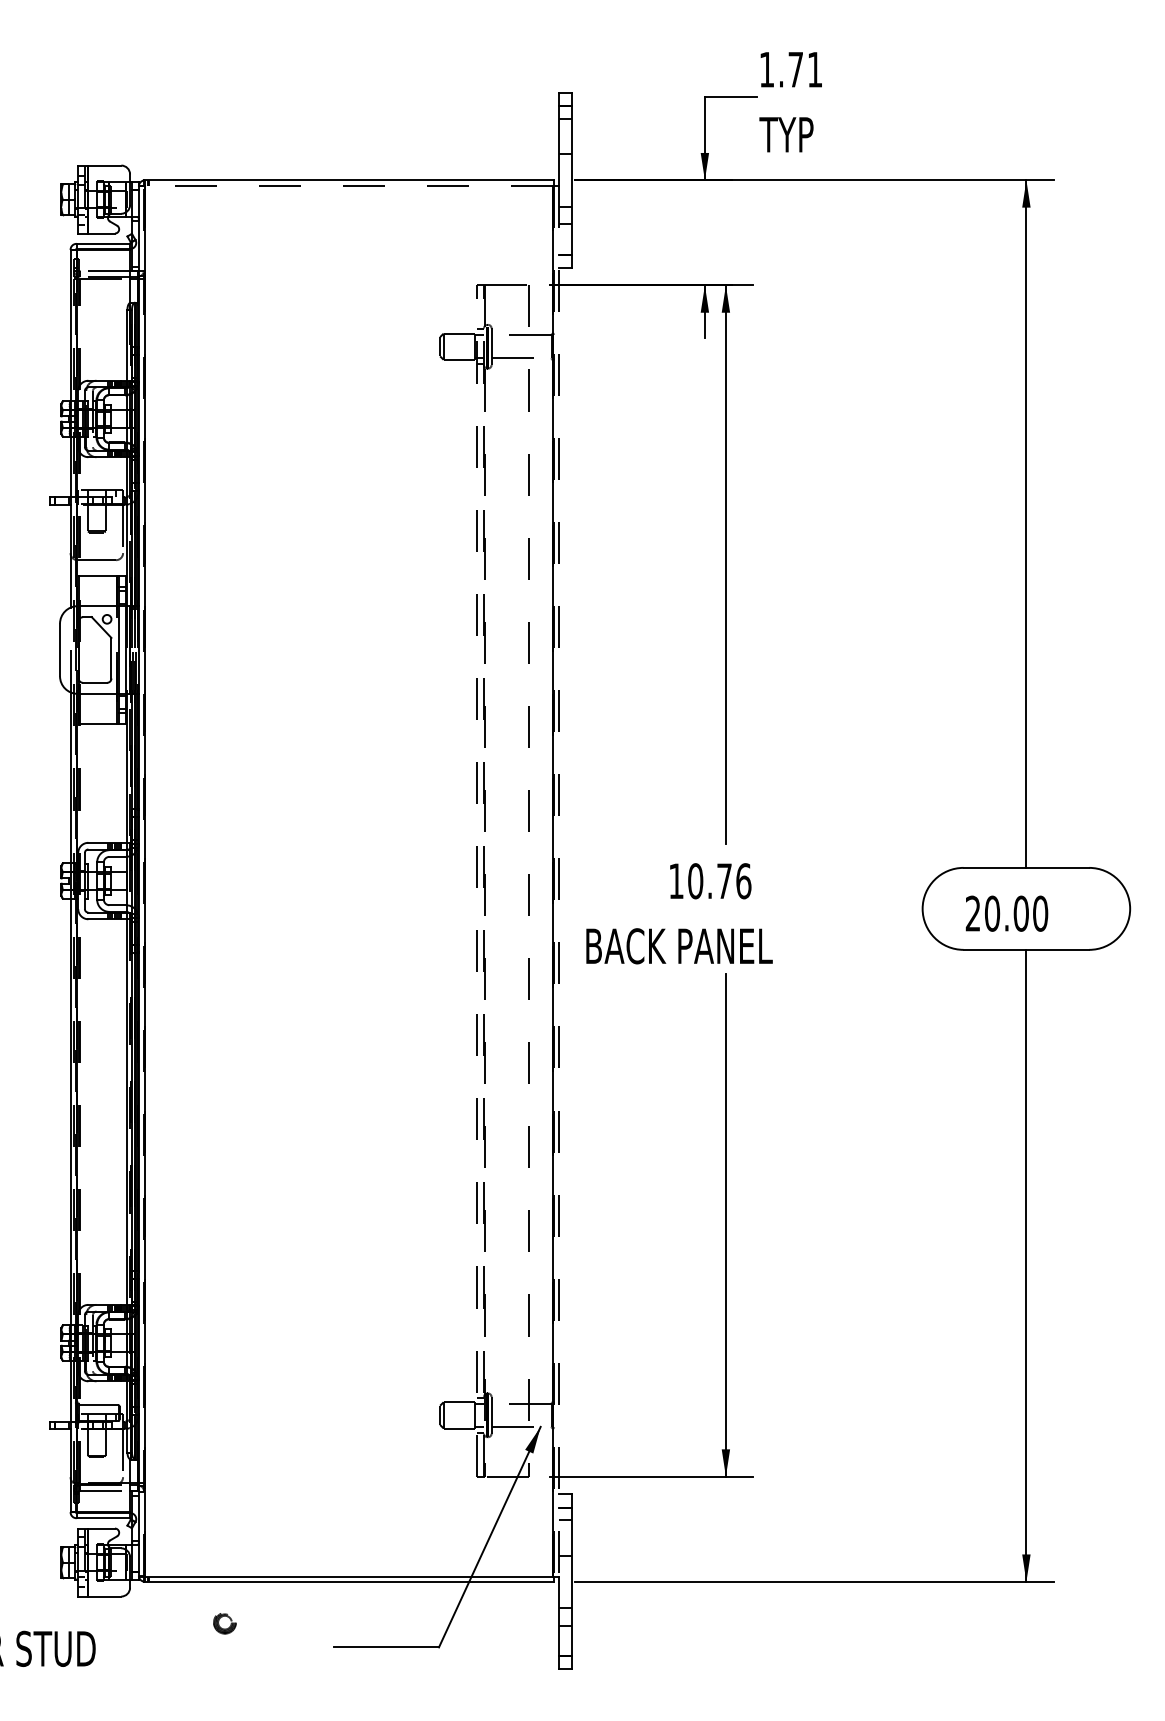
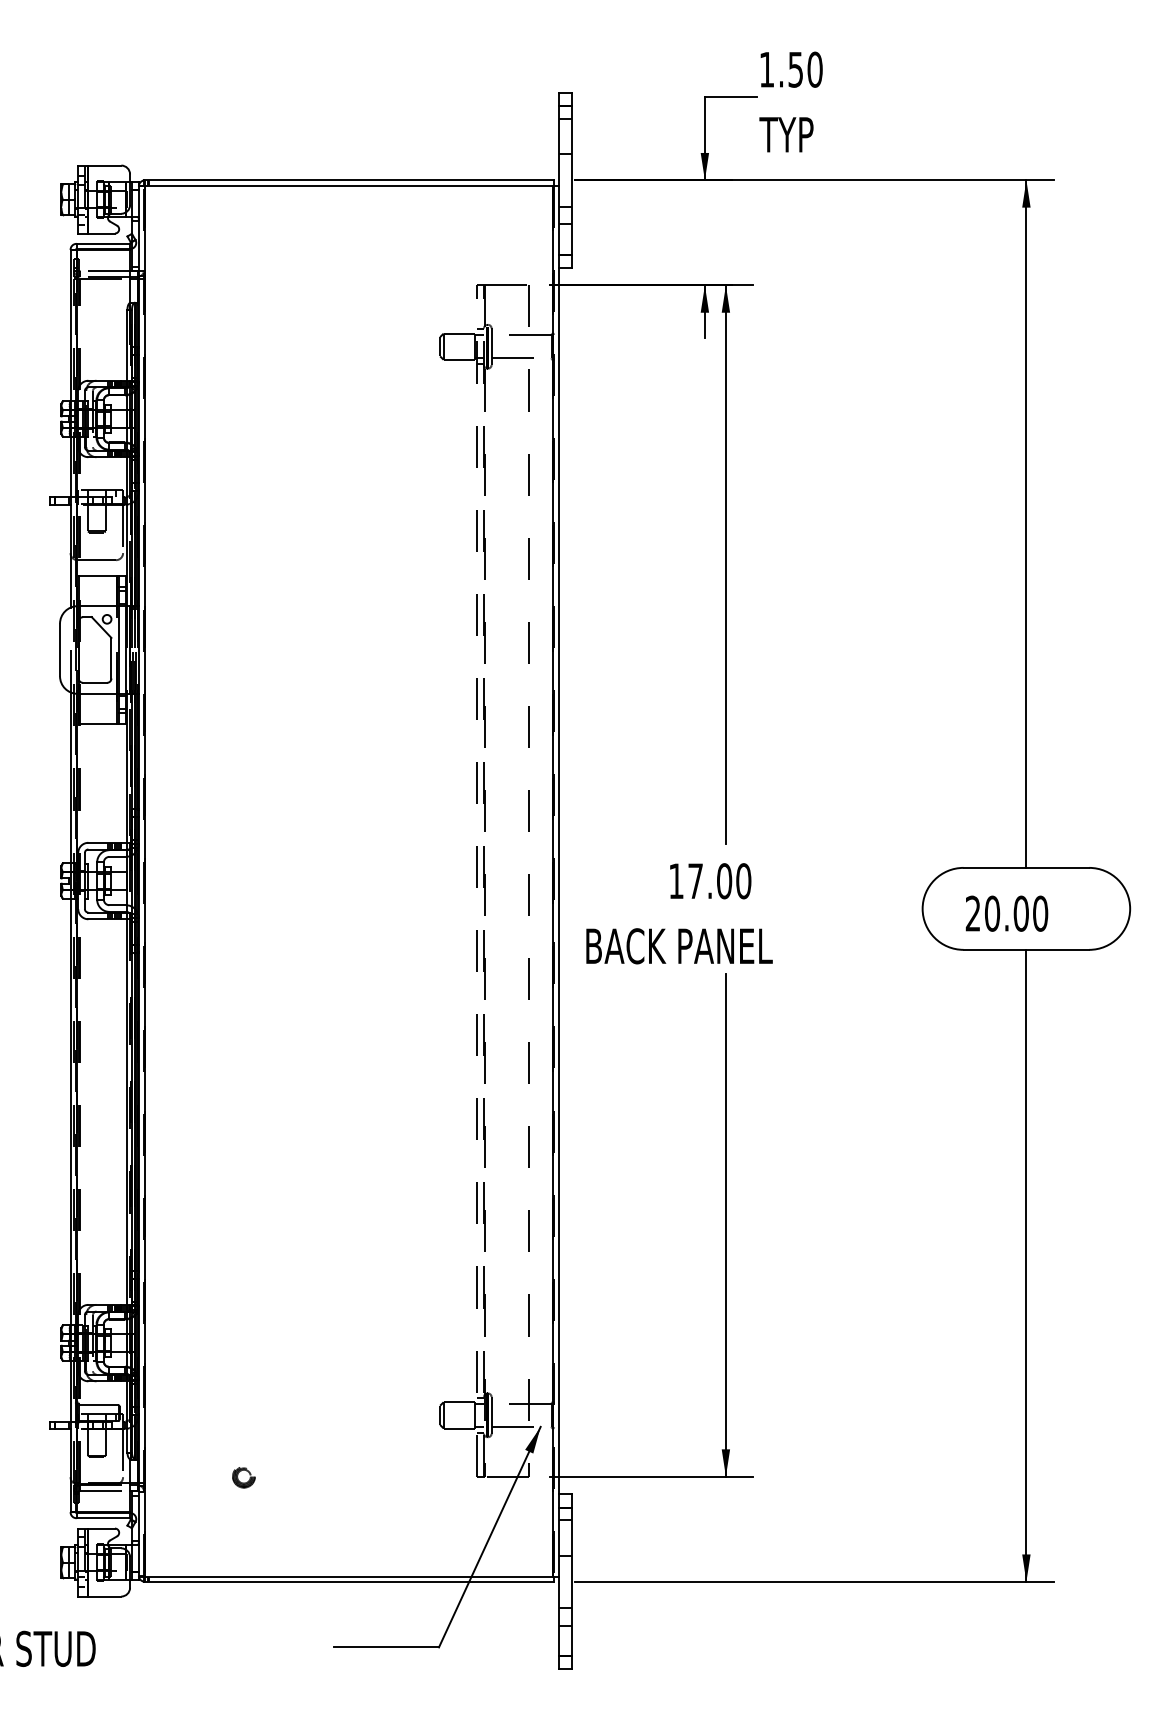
text: 1.71 -> 1.50 (805, 69)
line: dashed -> solid (348, 185)
line: dashed -> solid (559, 881)
text: 10.76 -> 17.00 (719, 881)
part position: (224, 1623) -> (243, 1477) (243, 1477)
